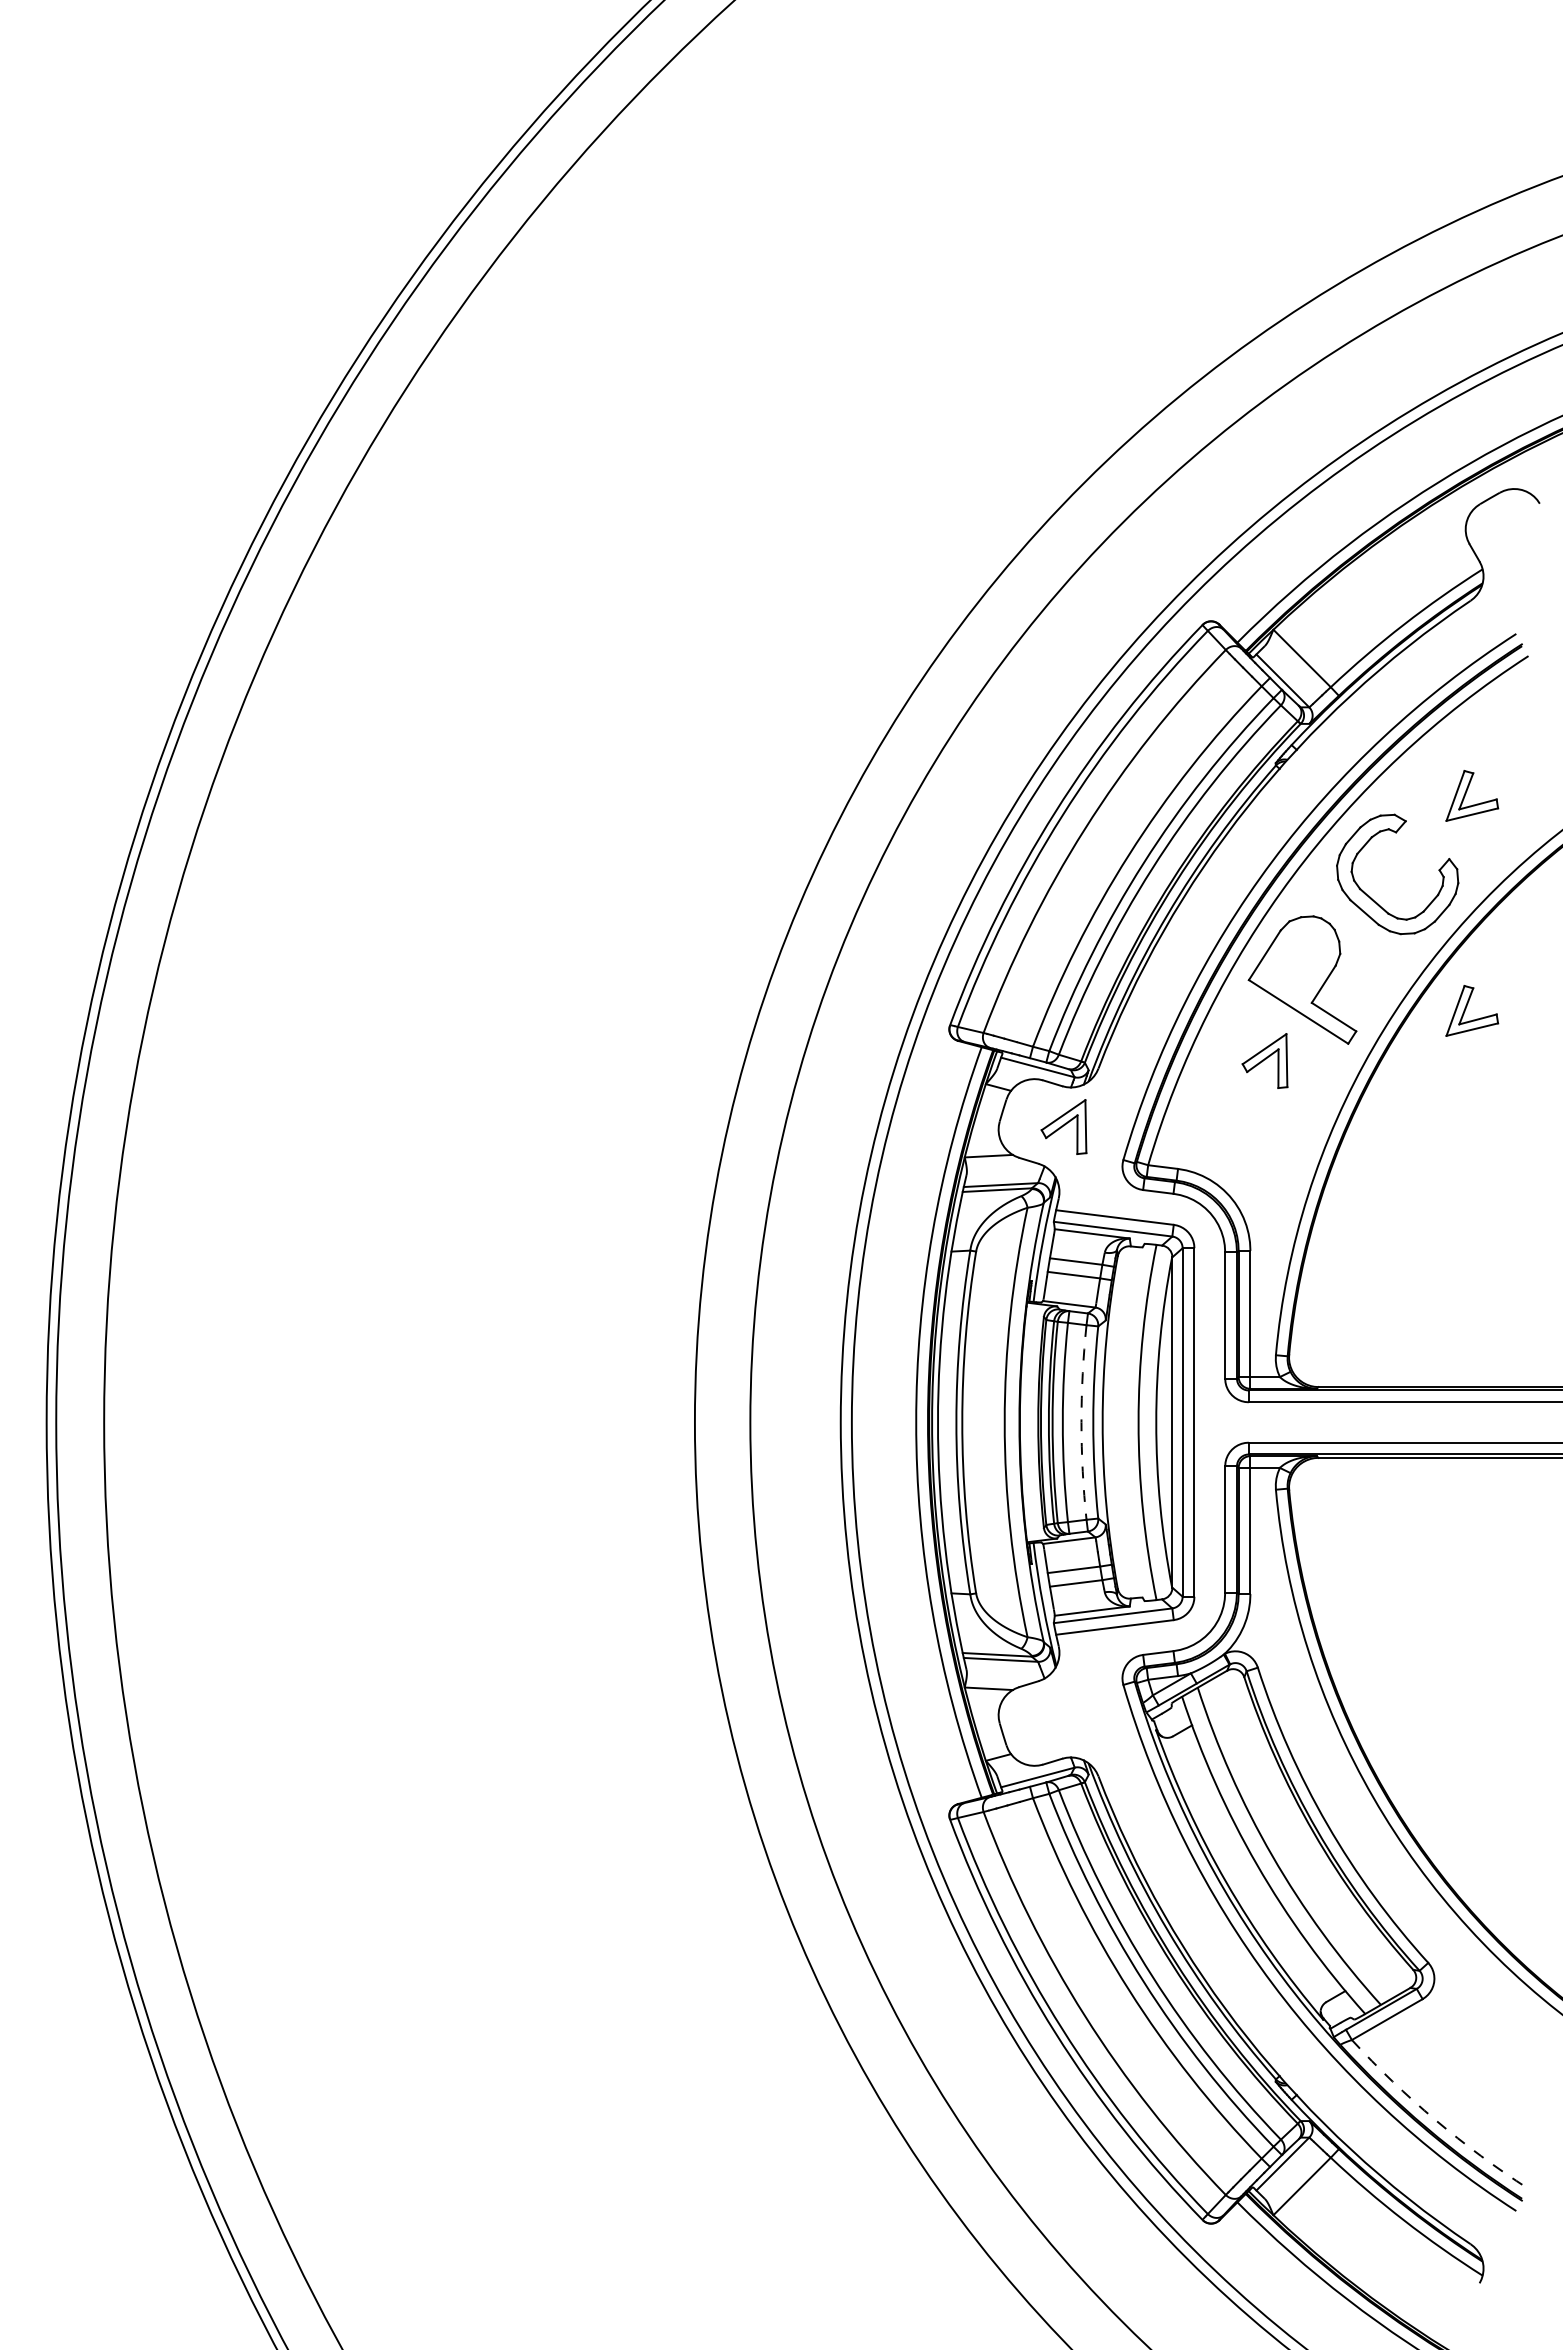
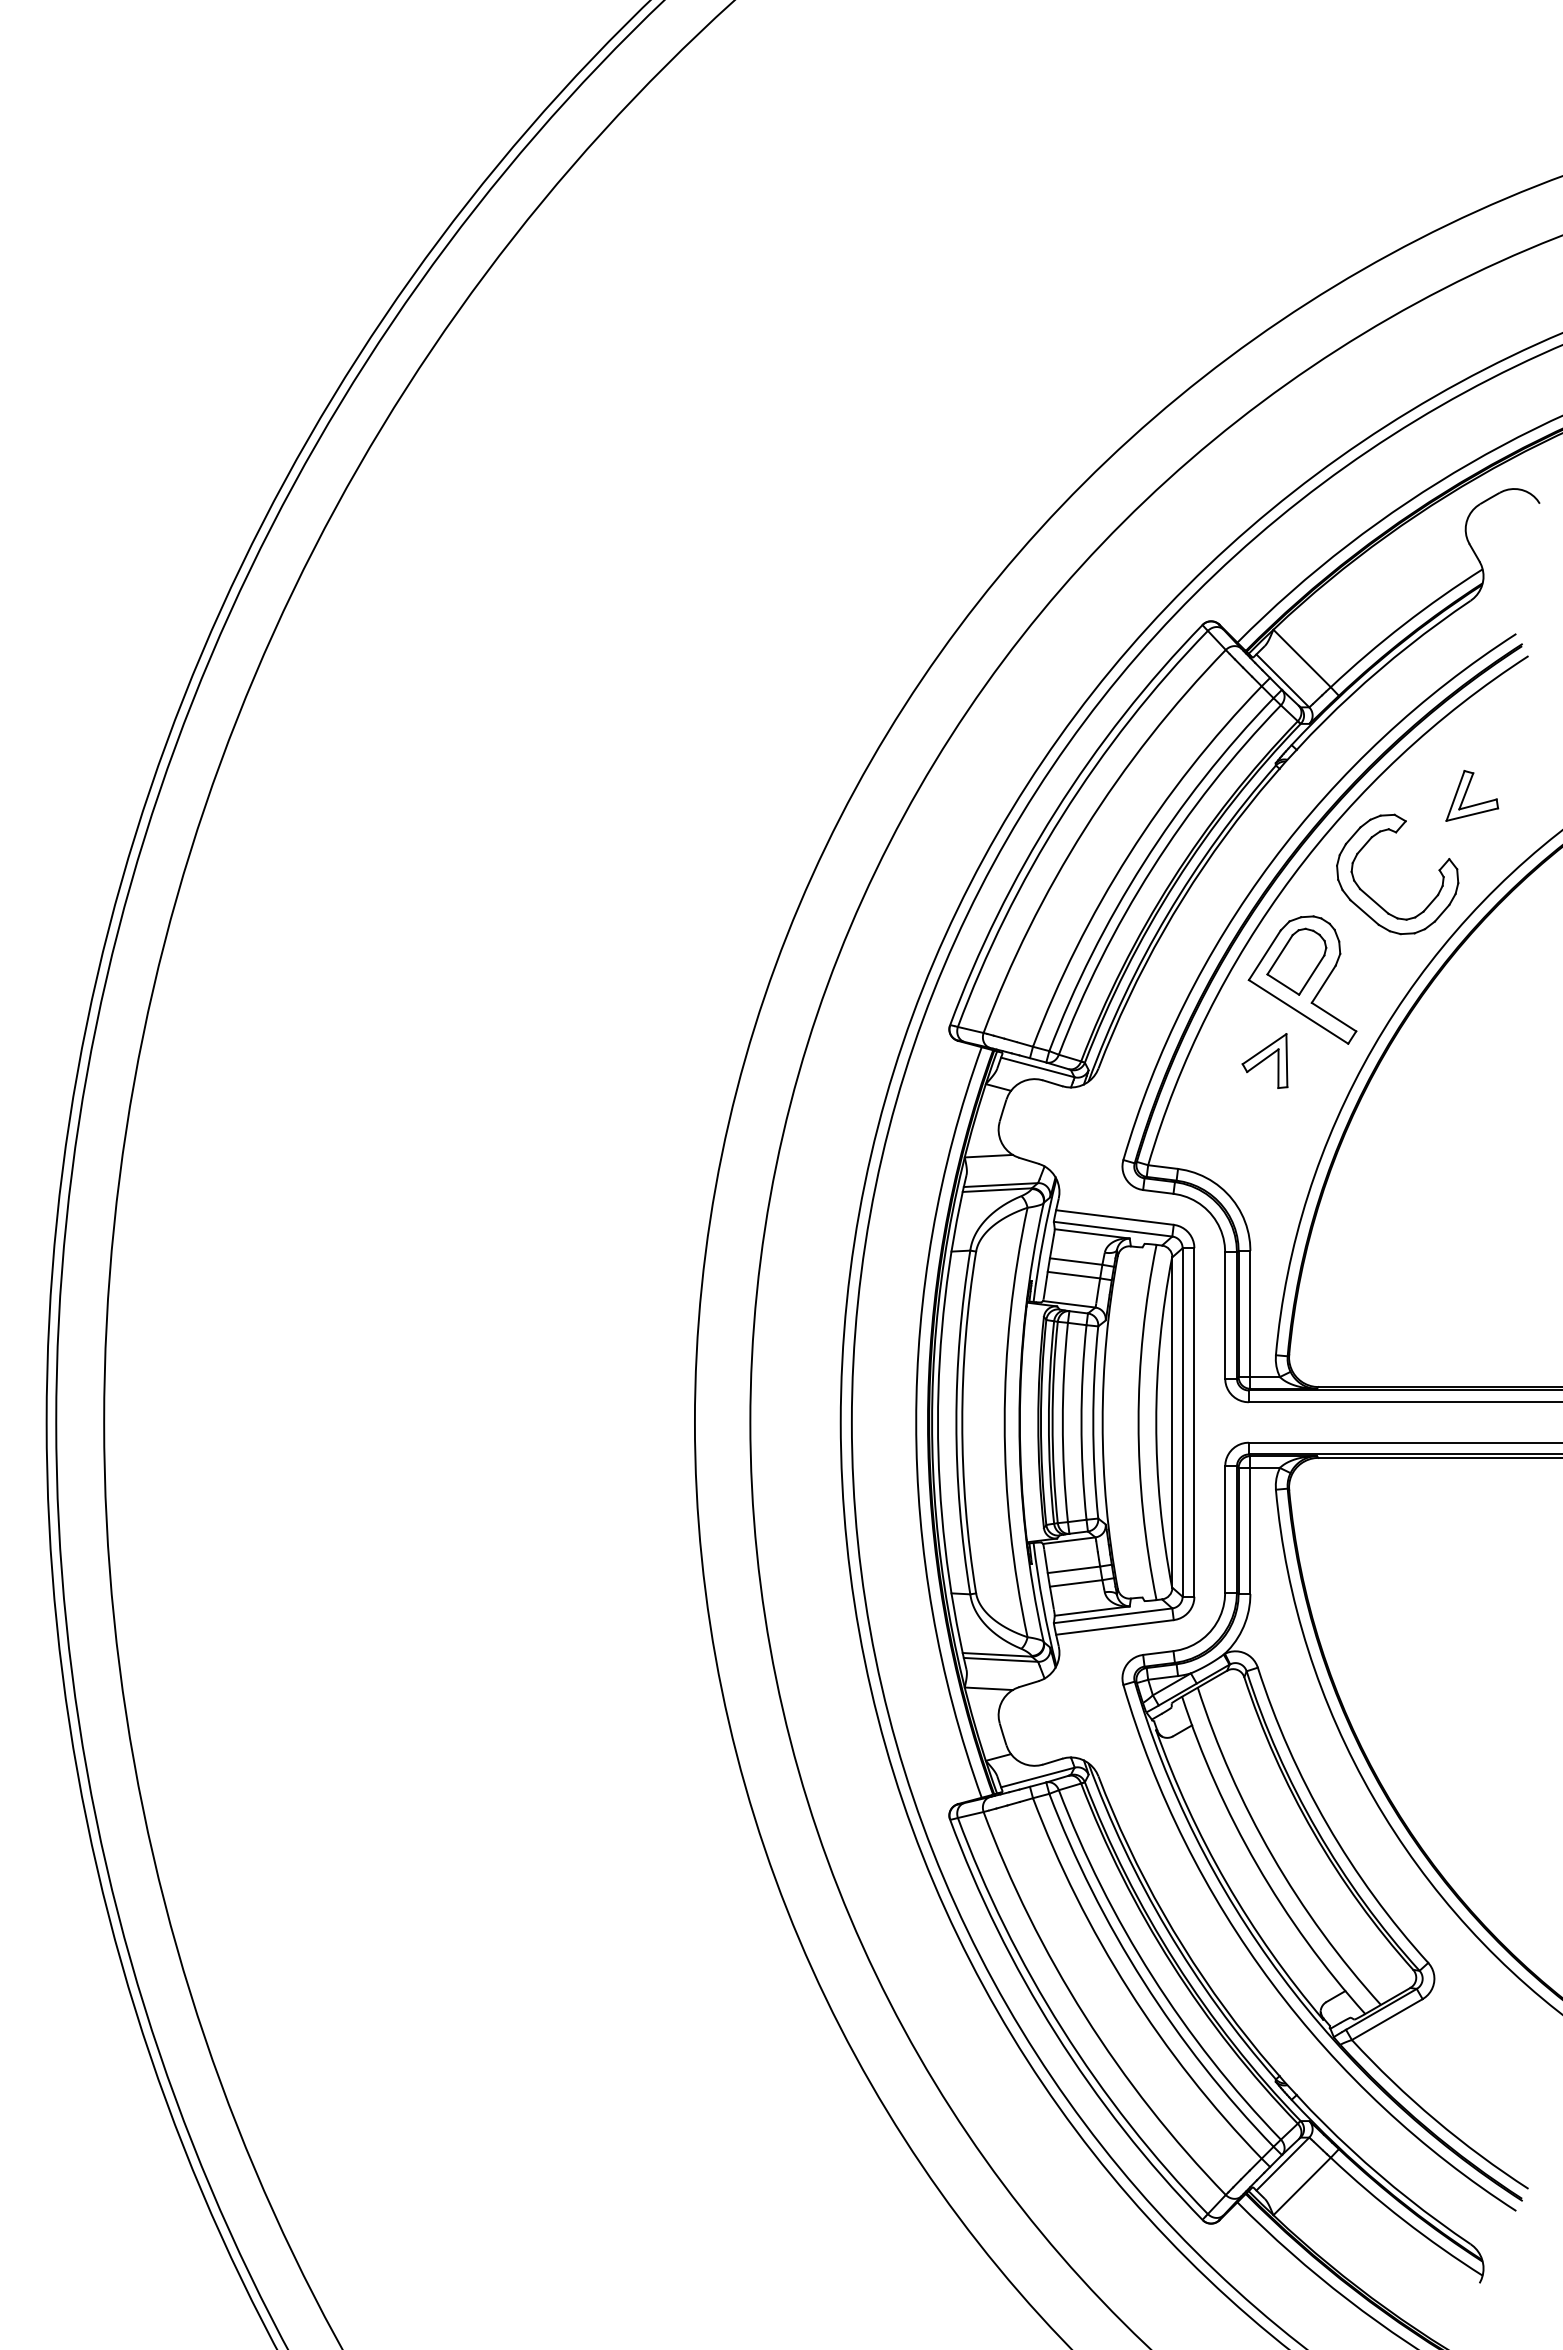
part: none -> present (1296, 961)
part: present -> none (1466, 1009)
part: present -> none (1063, 1126)
arc: dashed -> solid (1081, 1422)
arc: dashed -> solid (1435, 2120)
